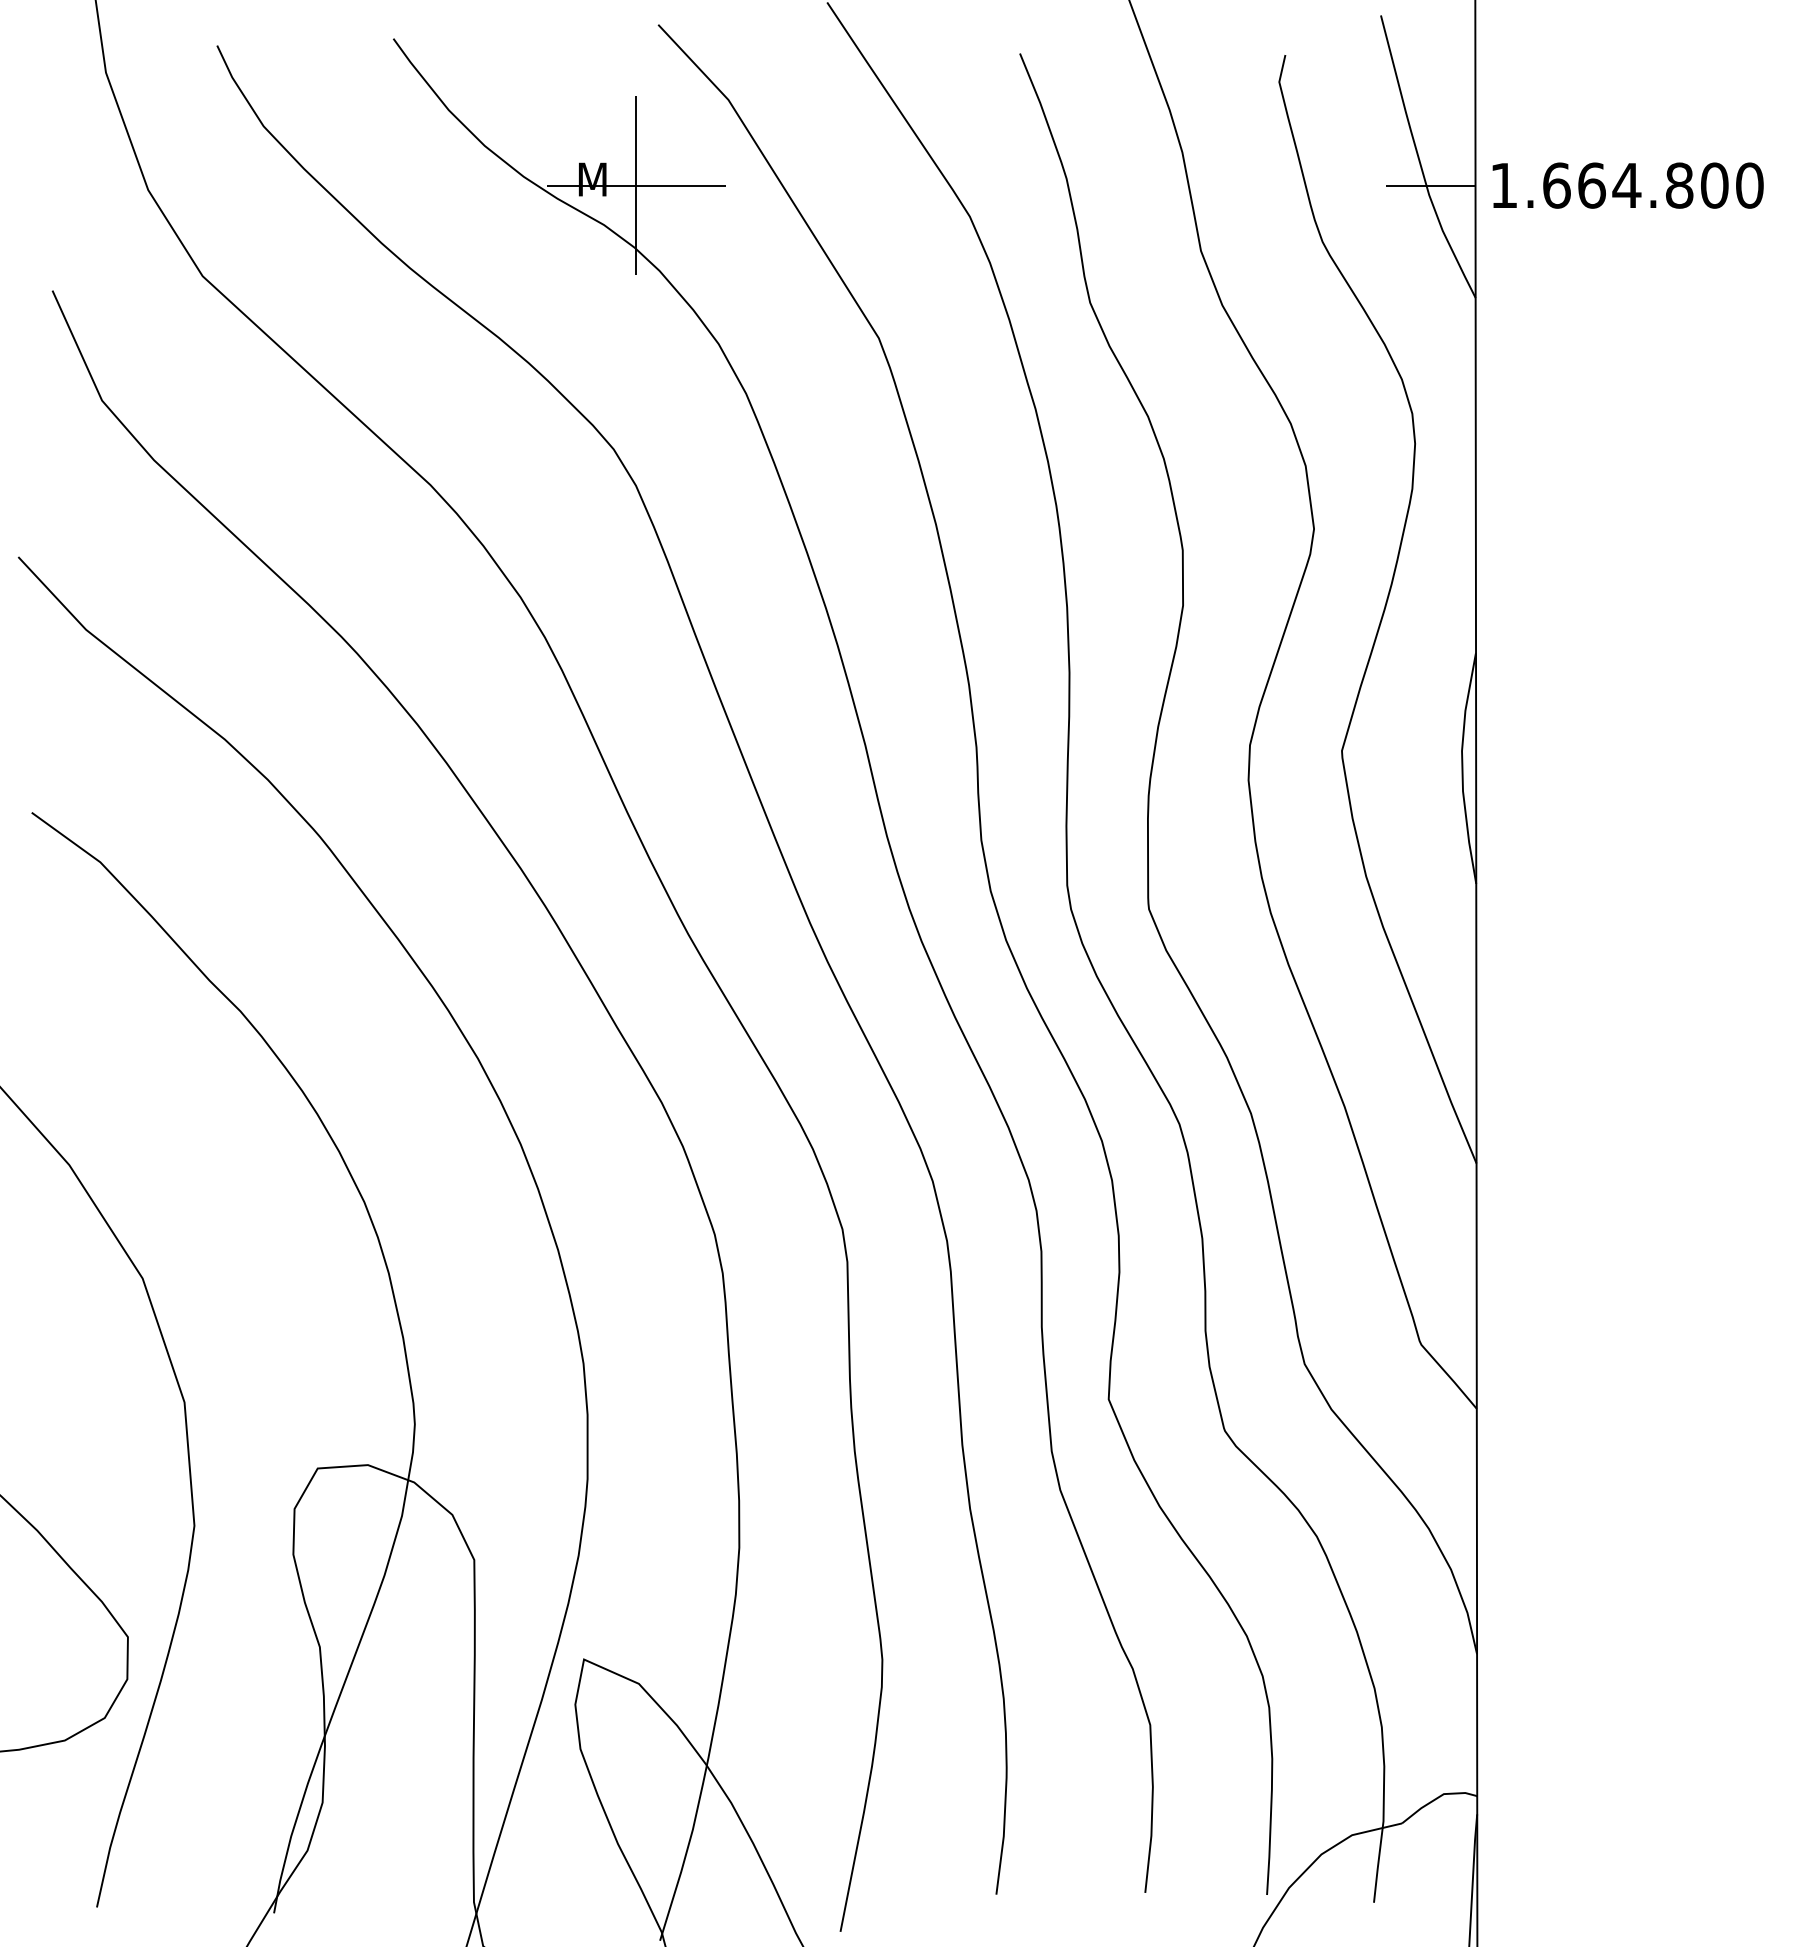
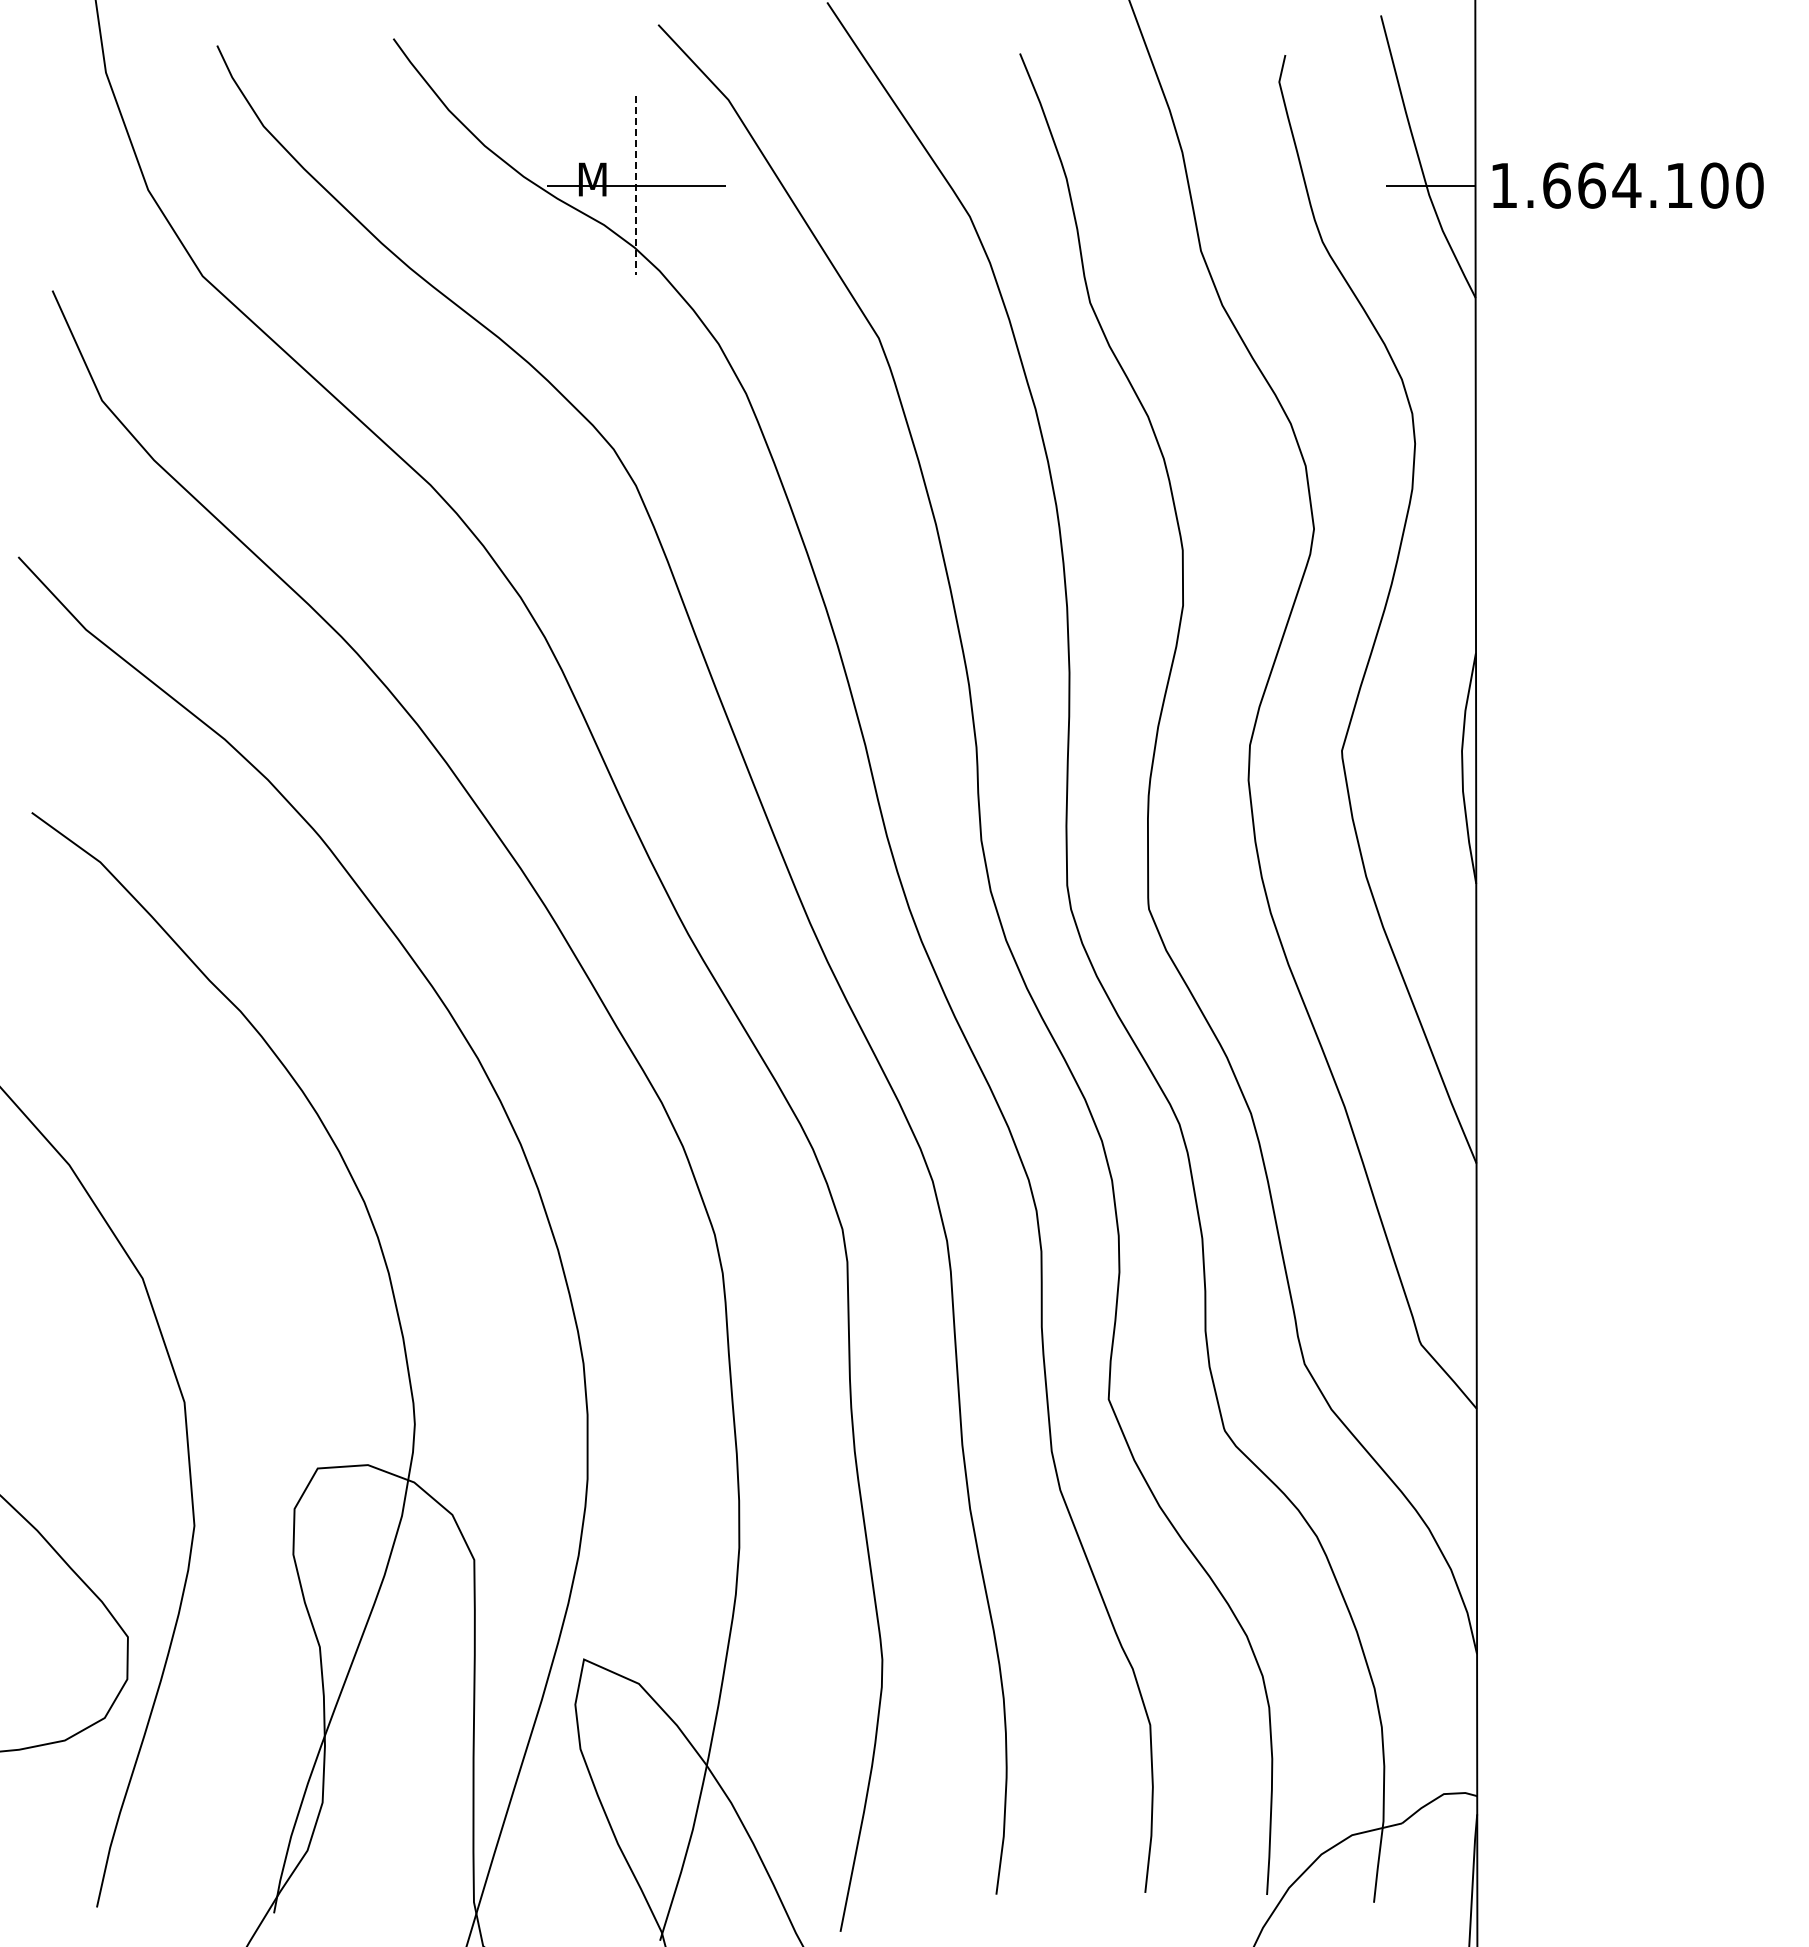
text: 1.664.800 -> 1.664.100 (1679, 185)
line: solid -> dashed (636, 186)
